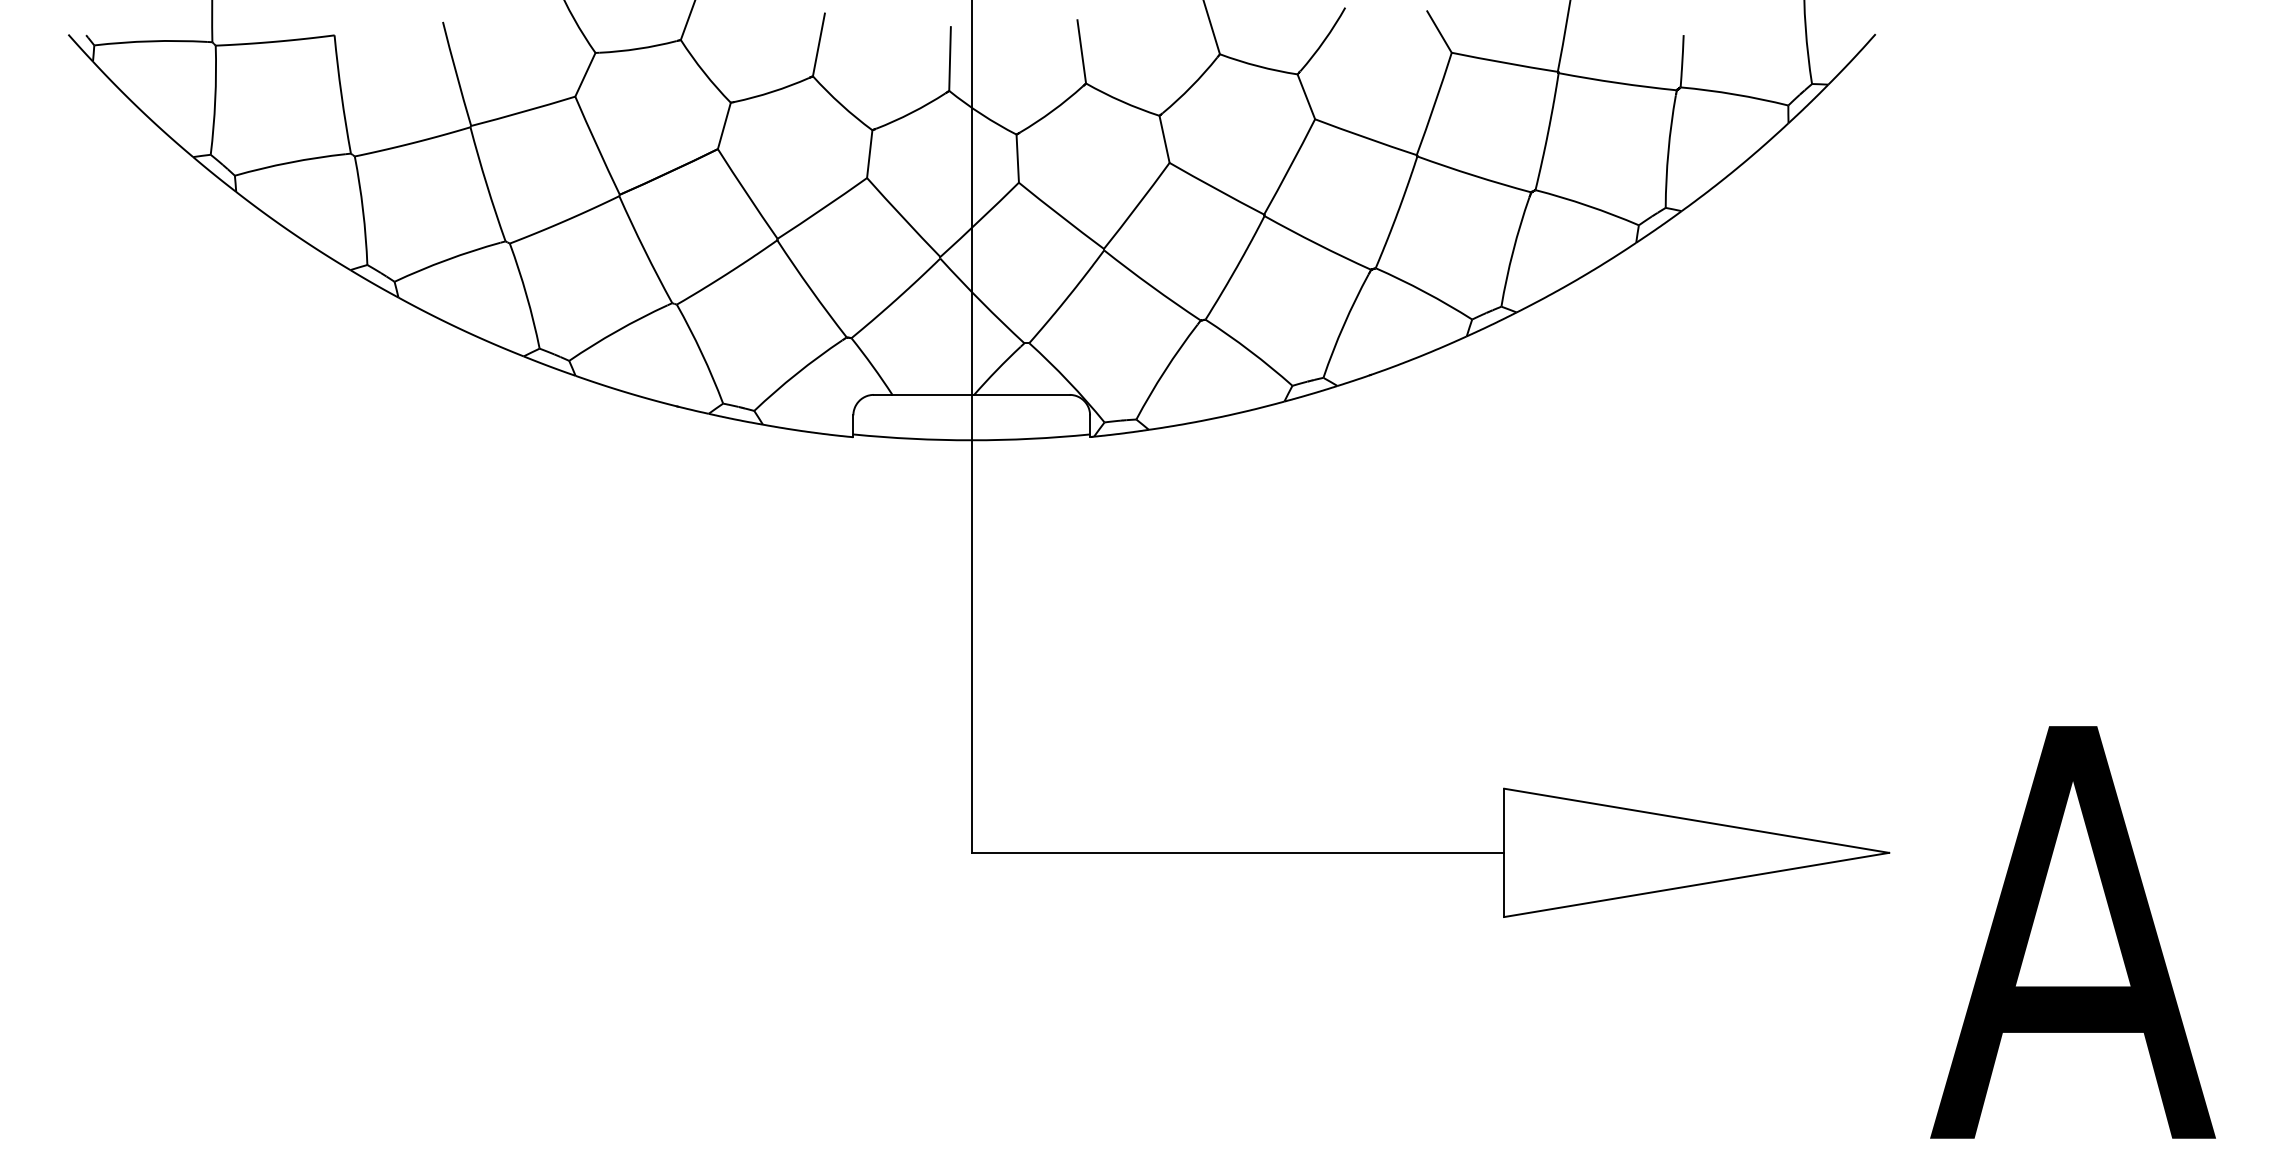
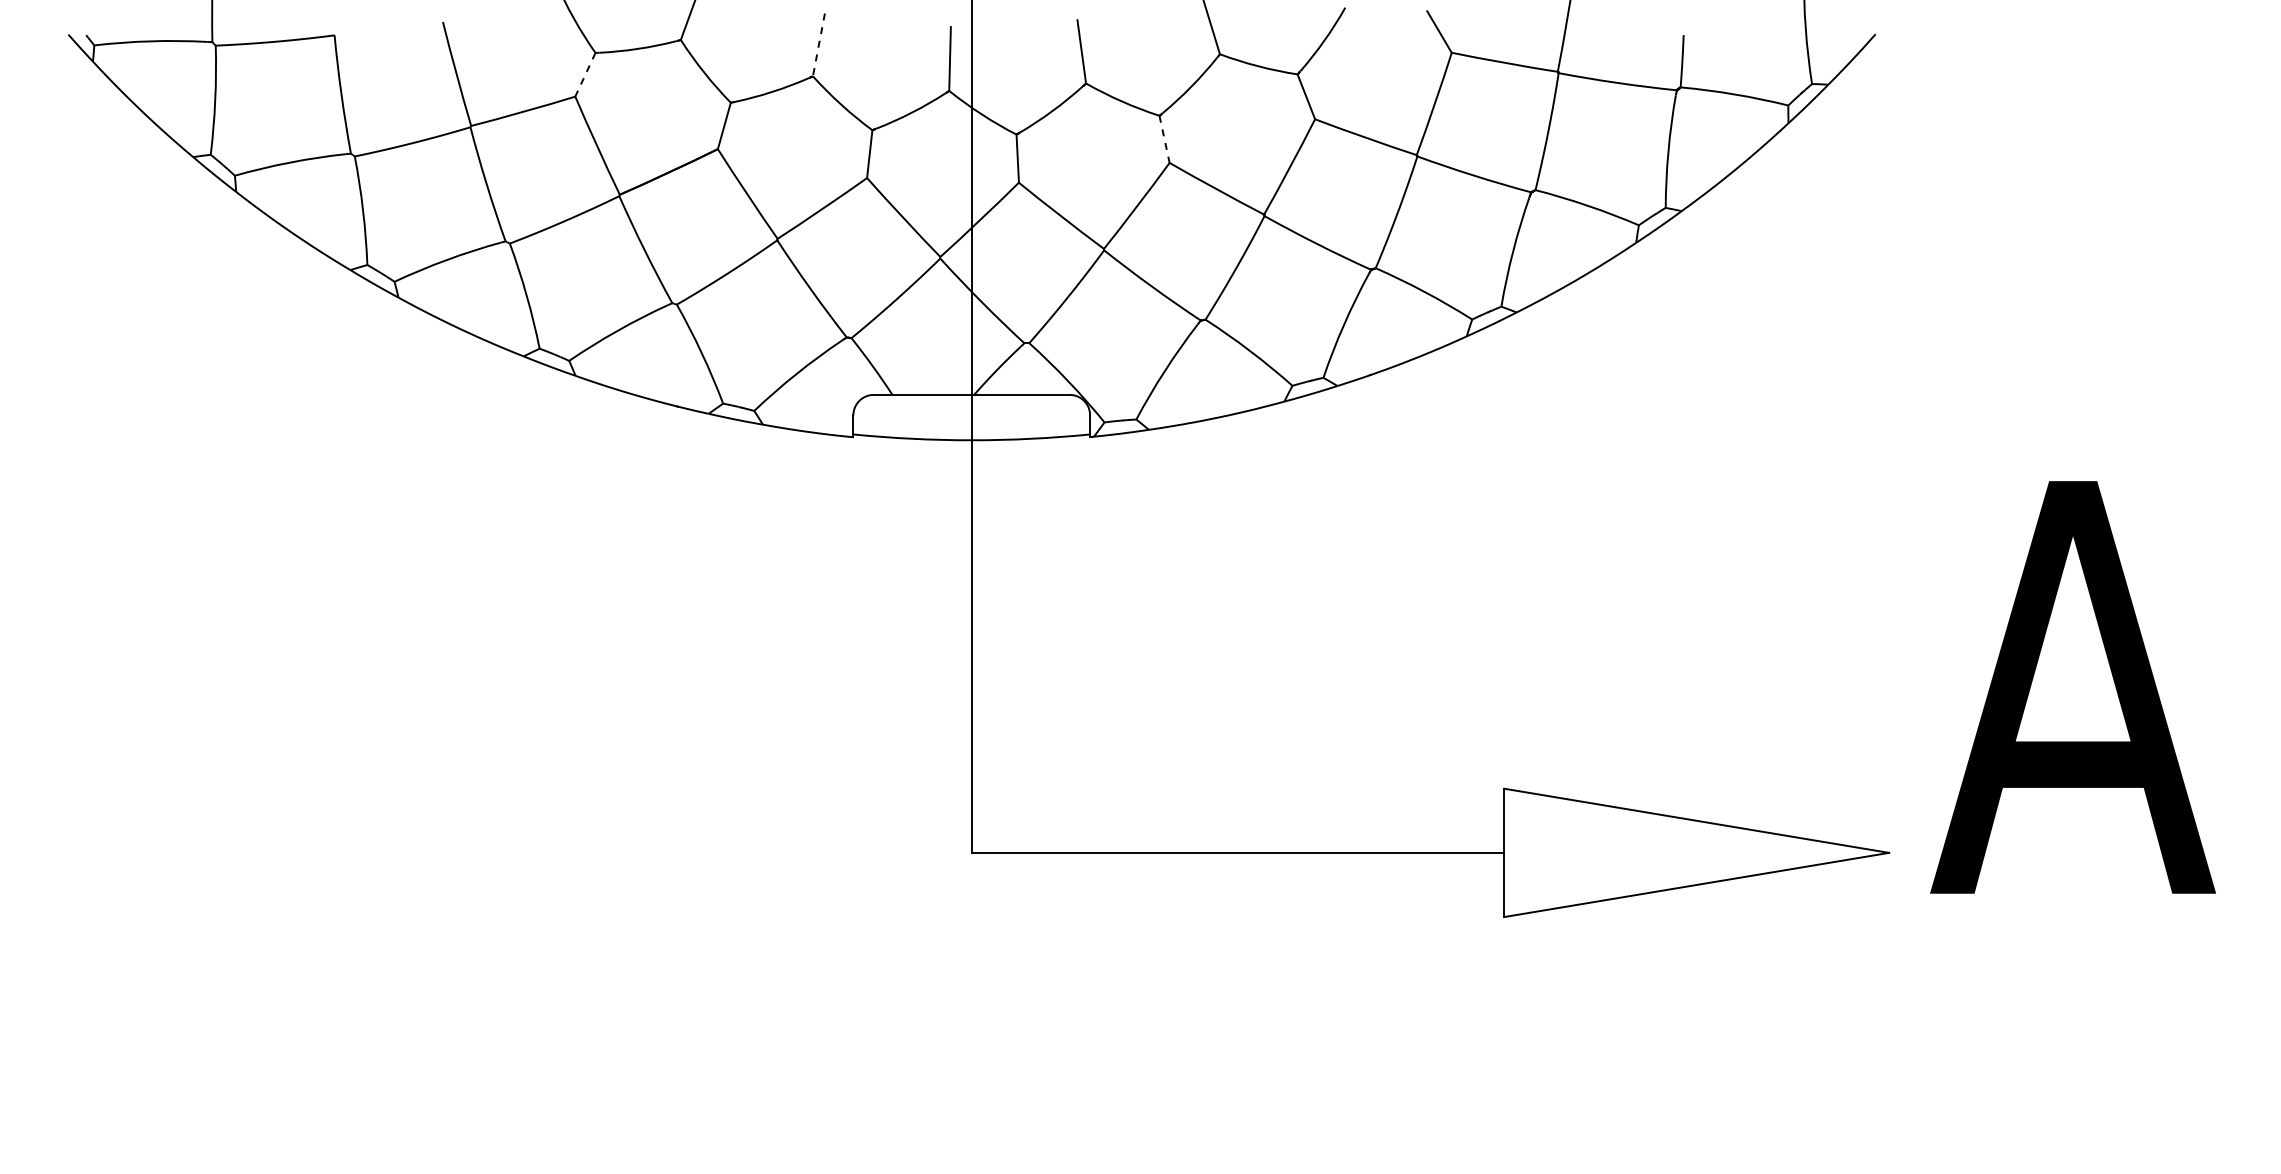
line: solid -> dashed (818, 44)
line: solid -> dashed (585, 75)
line: solid -> dashed (1164, 139)
text position: (2072, 932) -> (2072, 687) (2072, 687)
